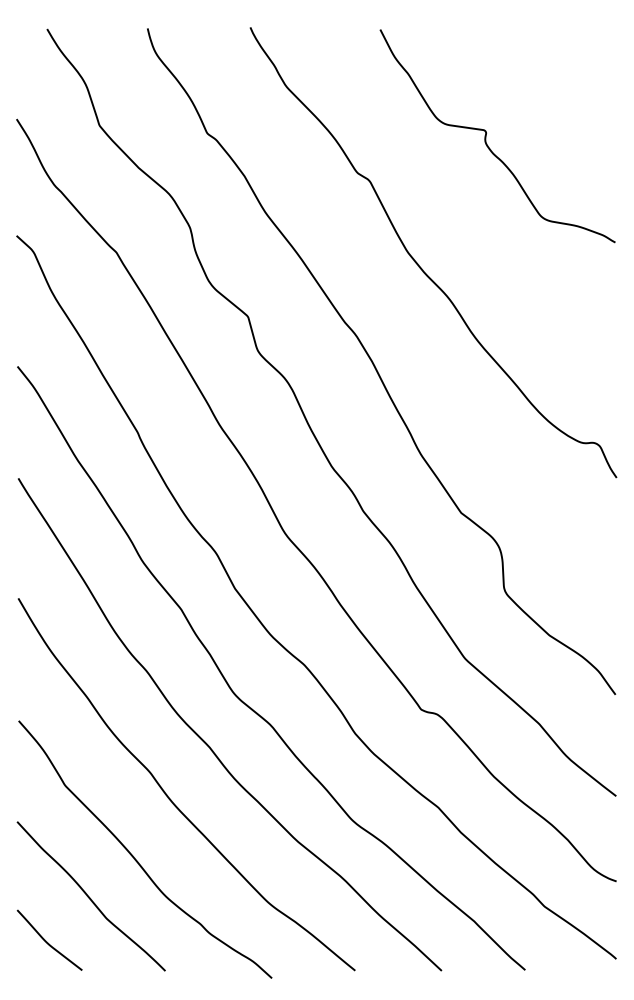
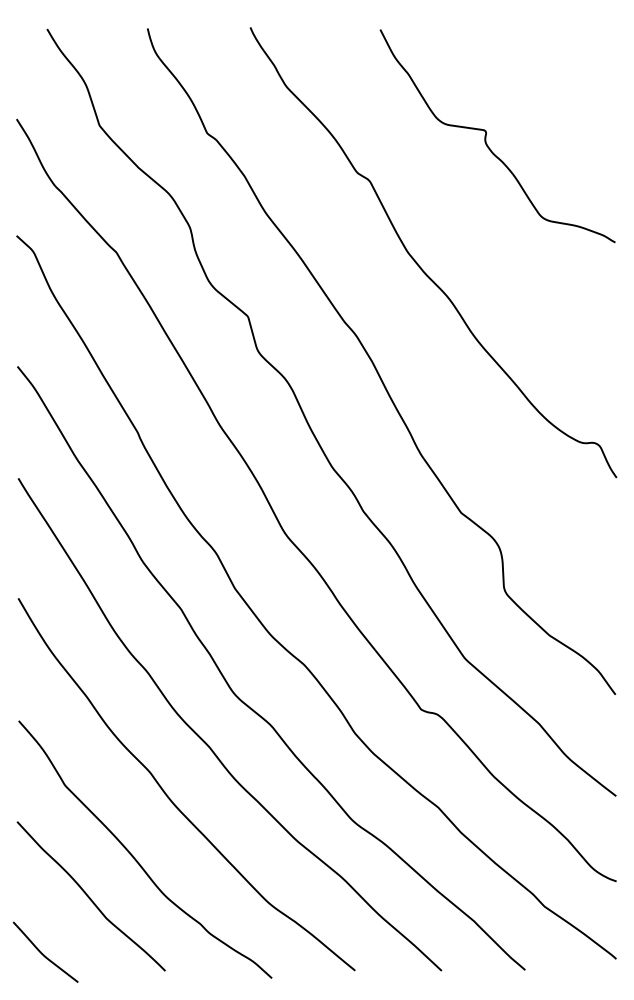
curve position: (47, 941) -> (43, 953) (43, 953)
